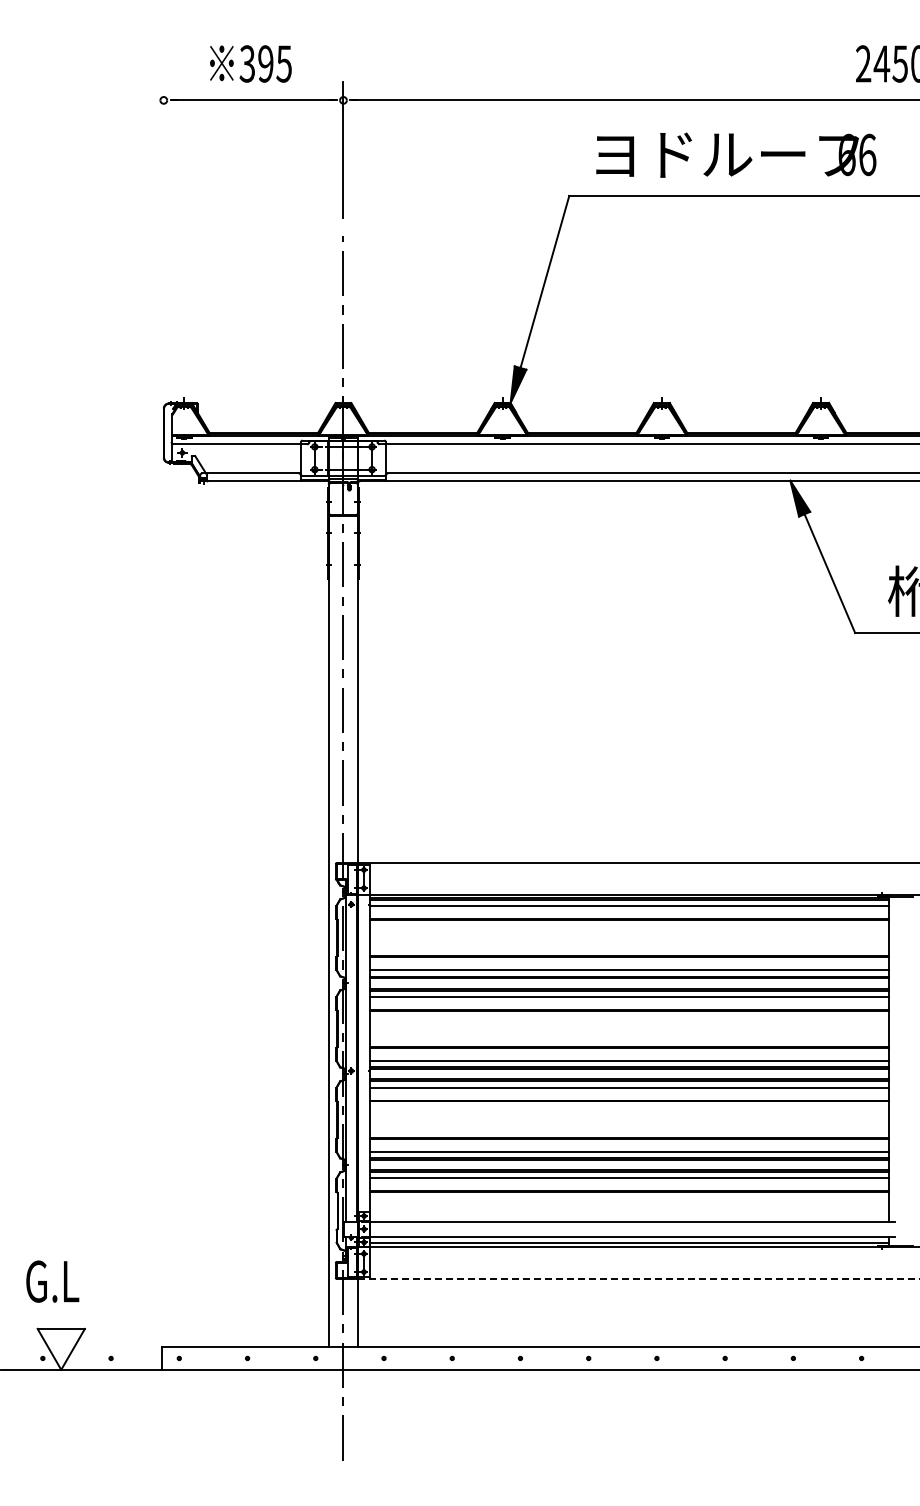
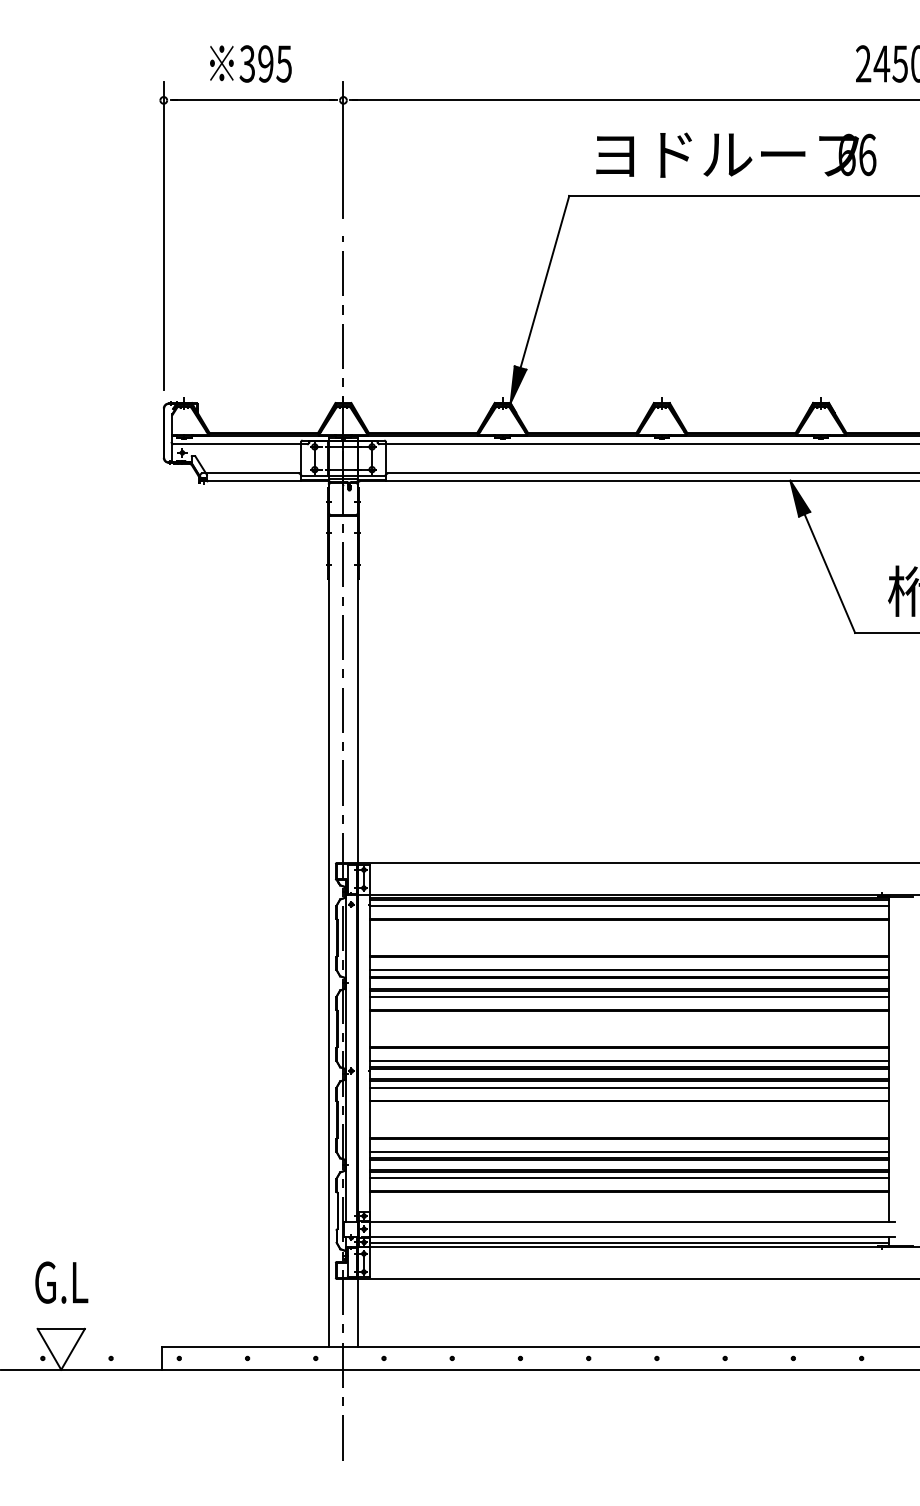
line: none -> present (163, 236)
line: dashed -> solid (639, 1278)
text position: (52, 1281) -> (61, 1282) (61, 1282)
